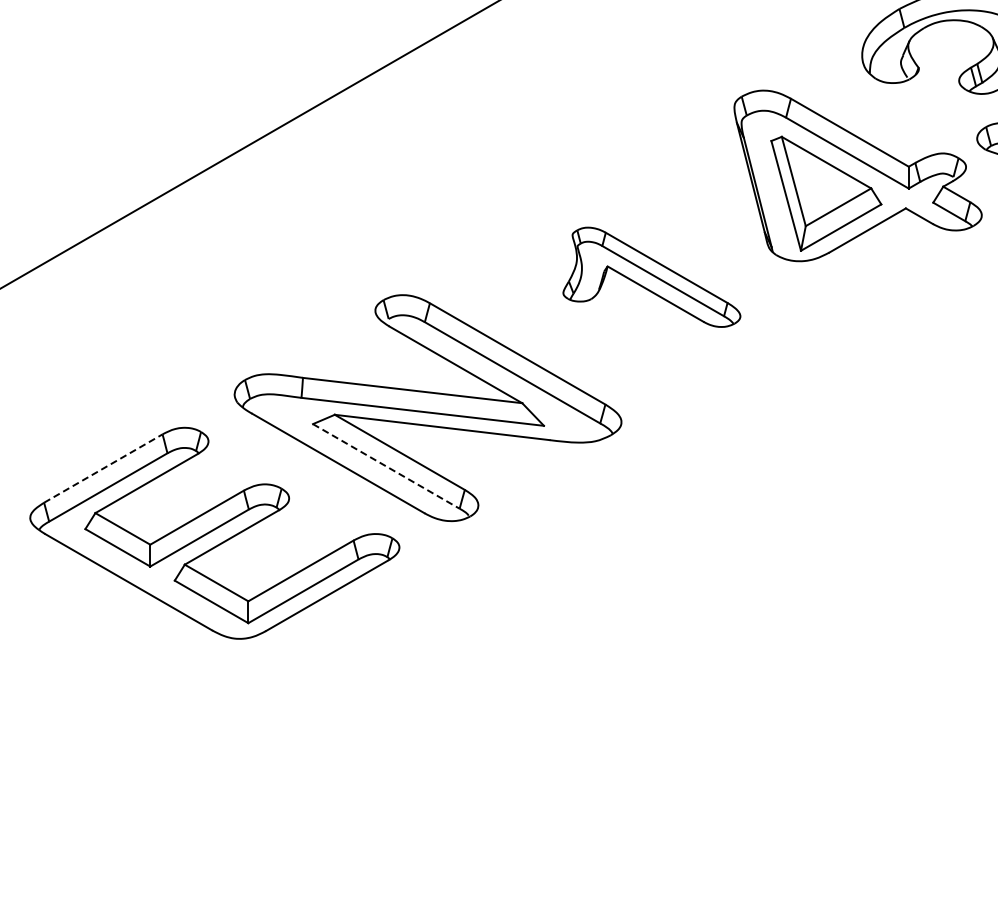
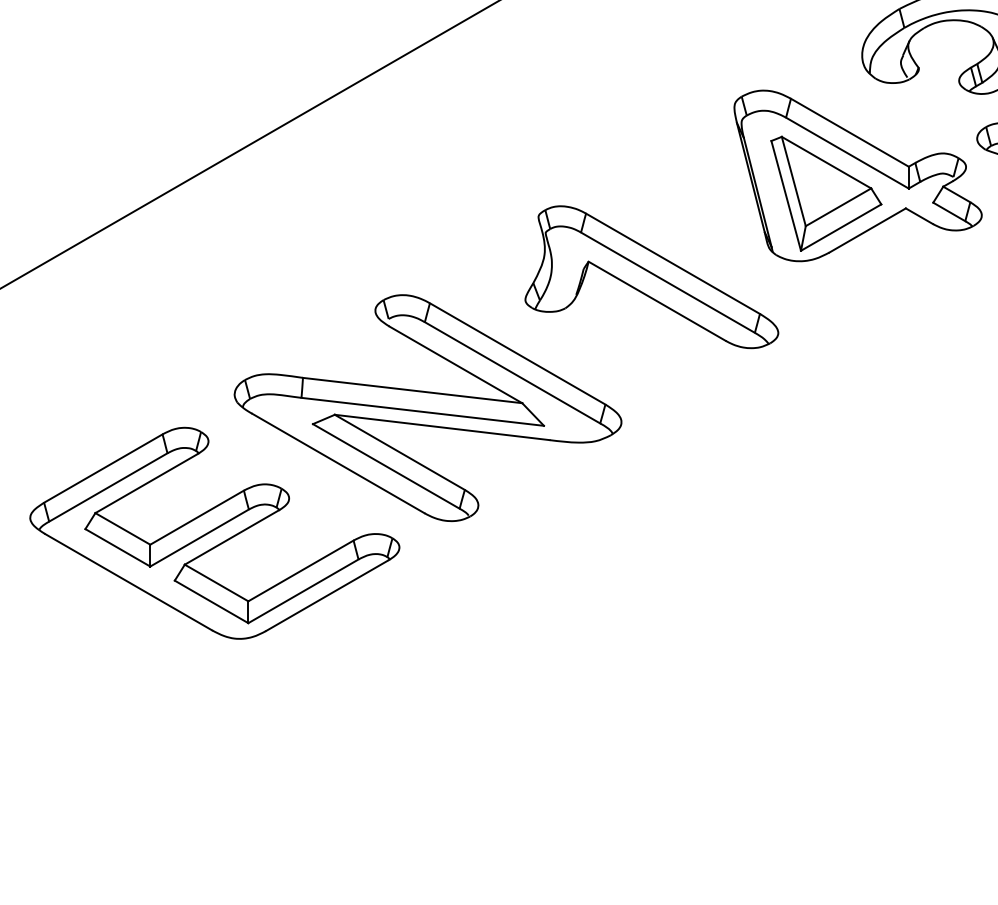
part size: 180x102 px -> 256x145 px (651, 277)
line: dashed -> solid (386, 466)
line: dashed -> solid (103, 468)
